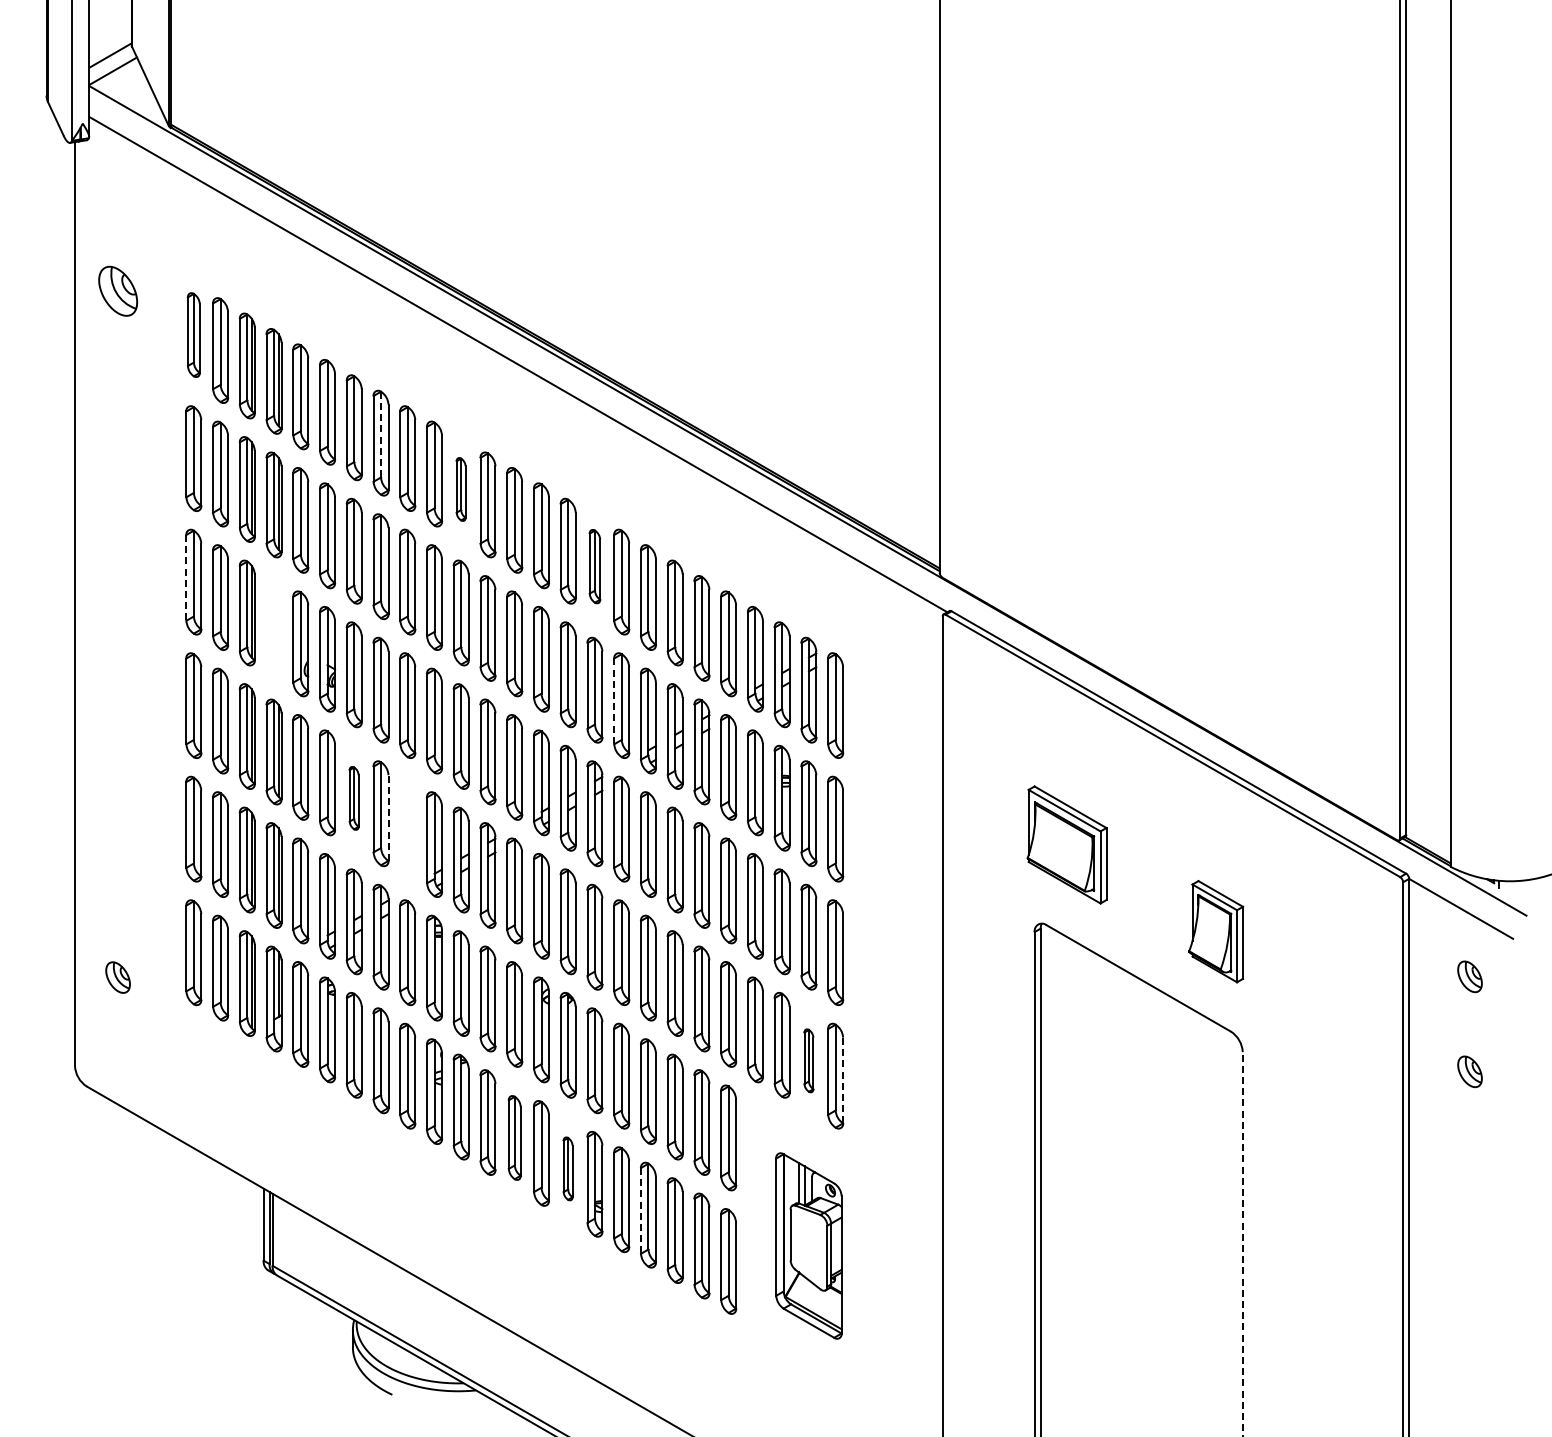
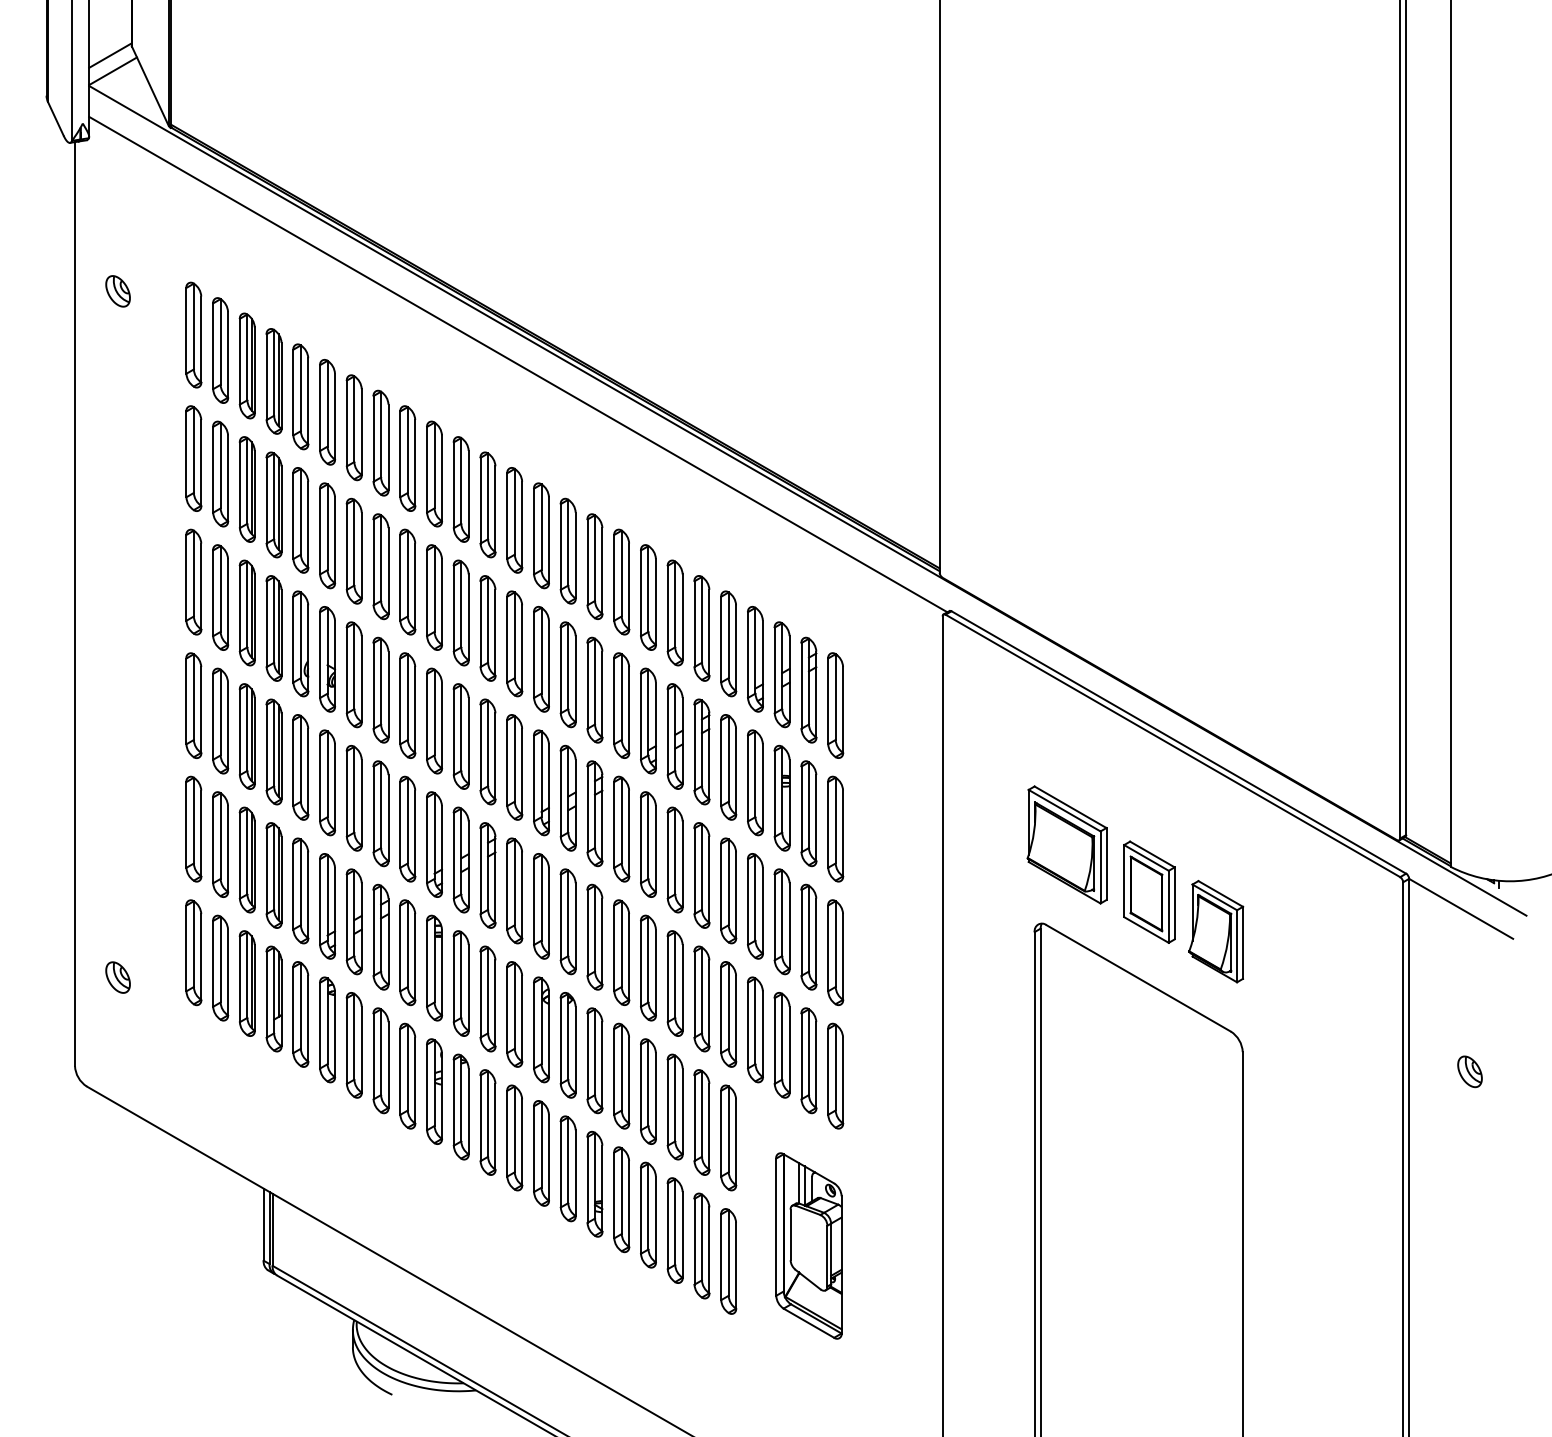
part size: 41x52 px -> 26x33 px (117, 291)
part size: 14x86 px -> 18x108 px (193, 334)
line: dashed -> solid (381, 434)
part size: 12x65 px -> 18x107 px (460, 489)
part size: 14x76 px -> 18x107 px (594, 566)
line: dashed -> solid (186, 577)
part: none -> present (273, 628)
line: dashed -> solid (614, 701)
part size: 12x65 px -> 18x107 px (353, 798)
line: dashed -> solid (388, 818)
part: none -> present (407, 828)
part: none -> present (1149, 891)
part: present -> none (1469, 976)
part size: 12x66 px -> 18x108 px (808, 1060)
line: dashed -> solid (843, 1080)
part size: 15x86 px -> 18x108 px (514, 1137)
part size: 12x66 px -> 18x108 px (567, 1168)
line: dashed -> solid (641, 1210)
line: dashed -> solid (1242, 1243)
